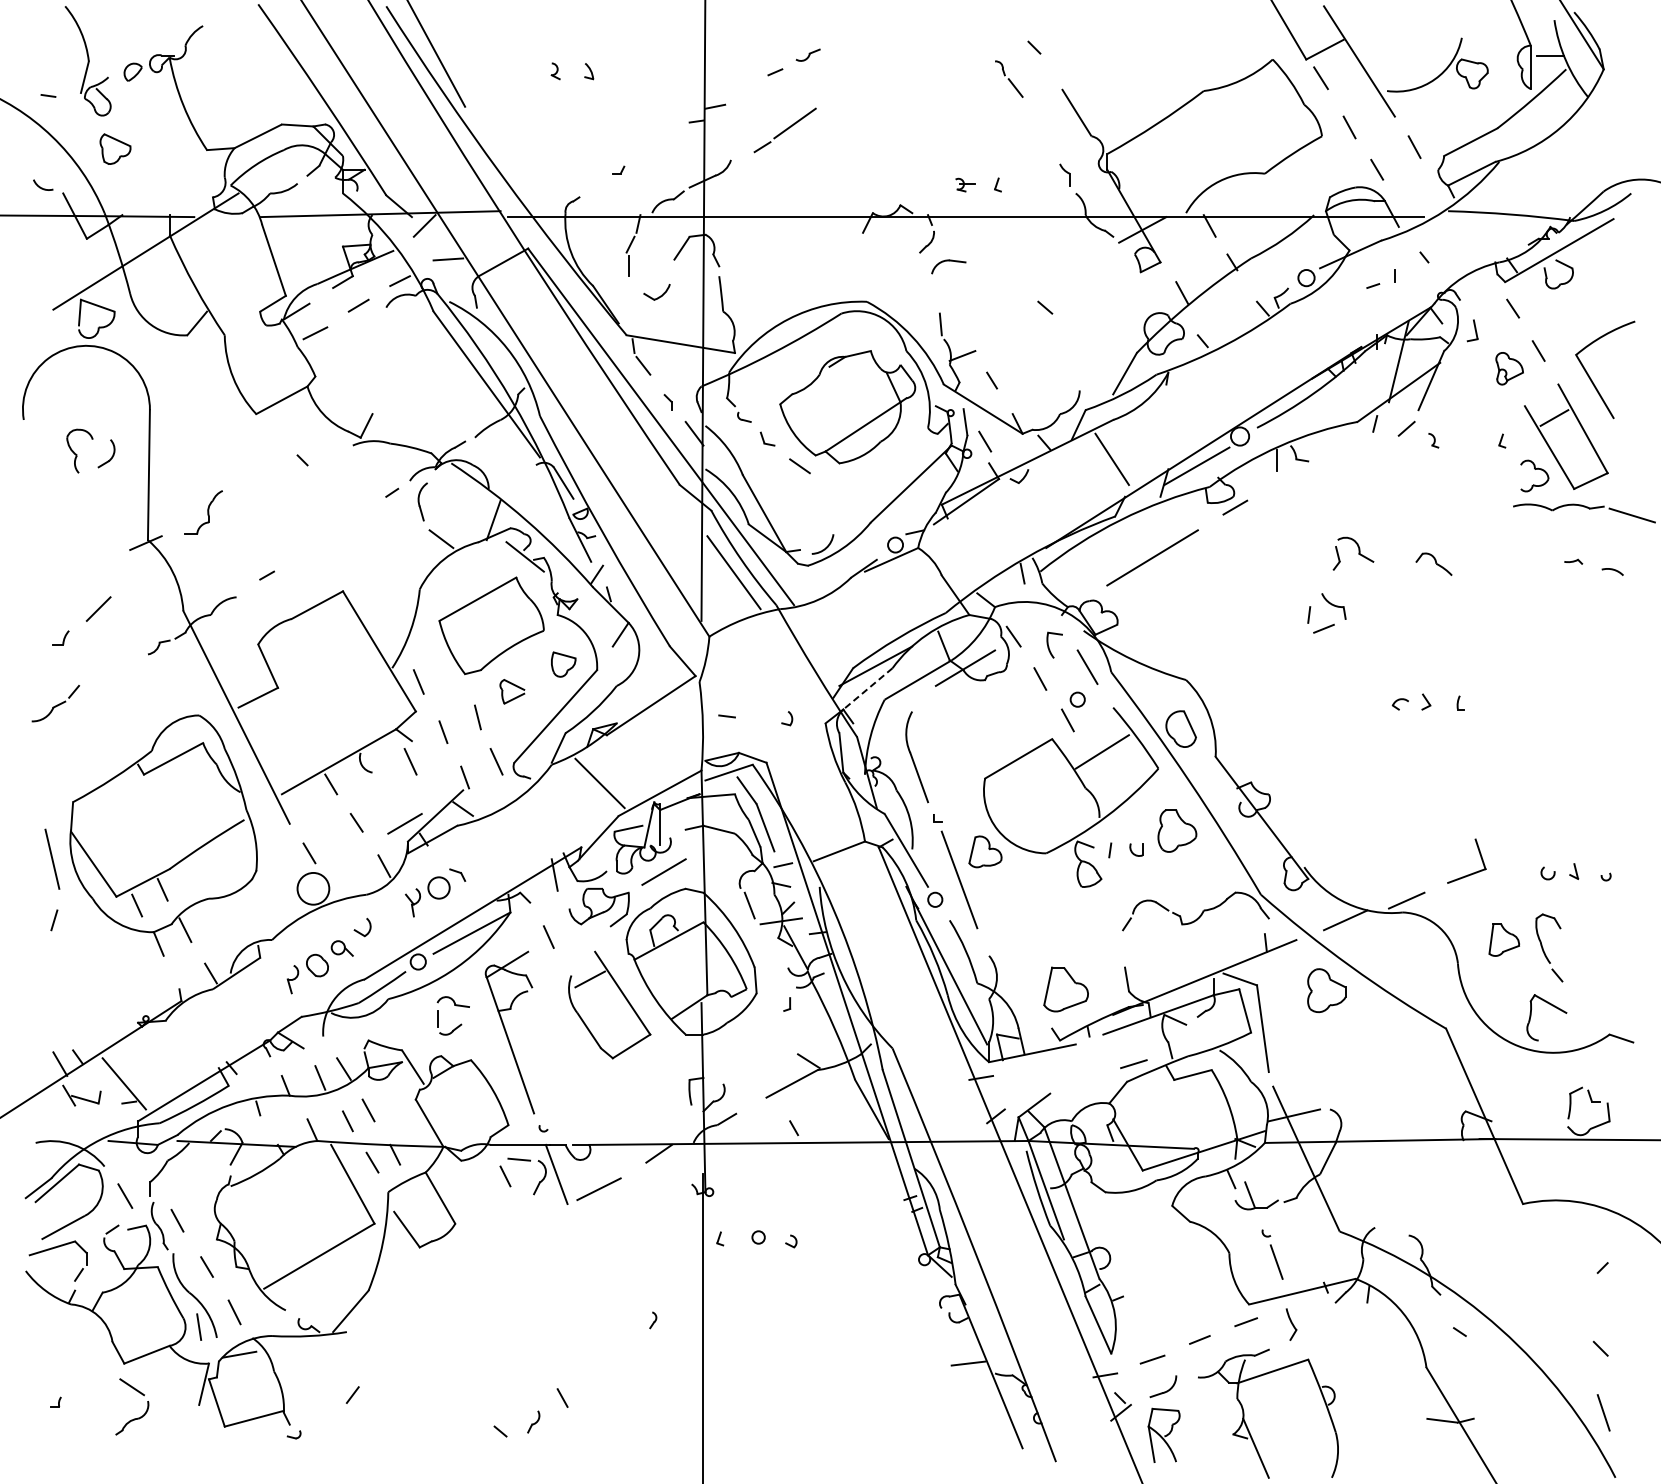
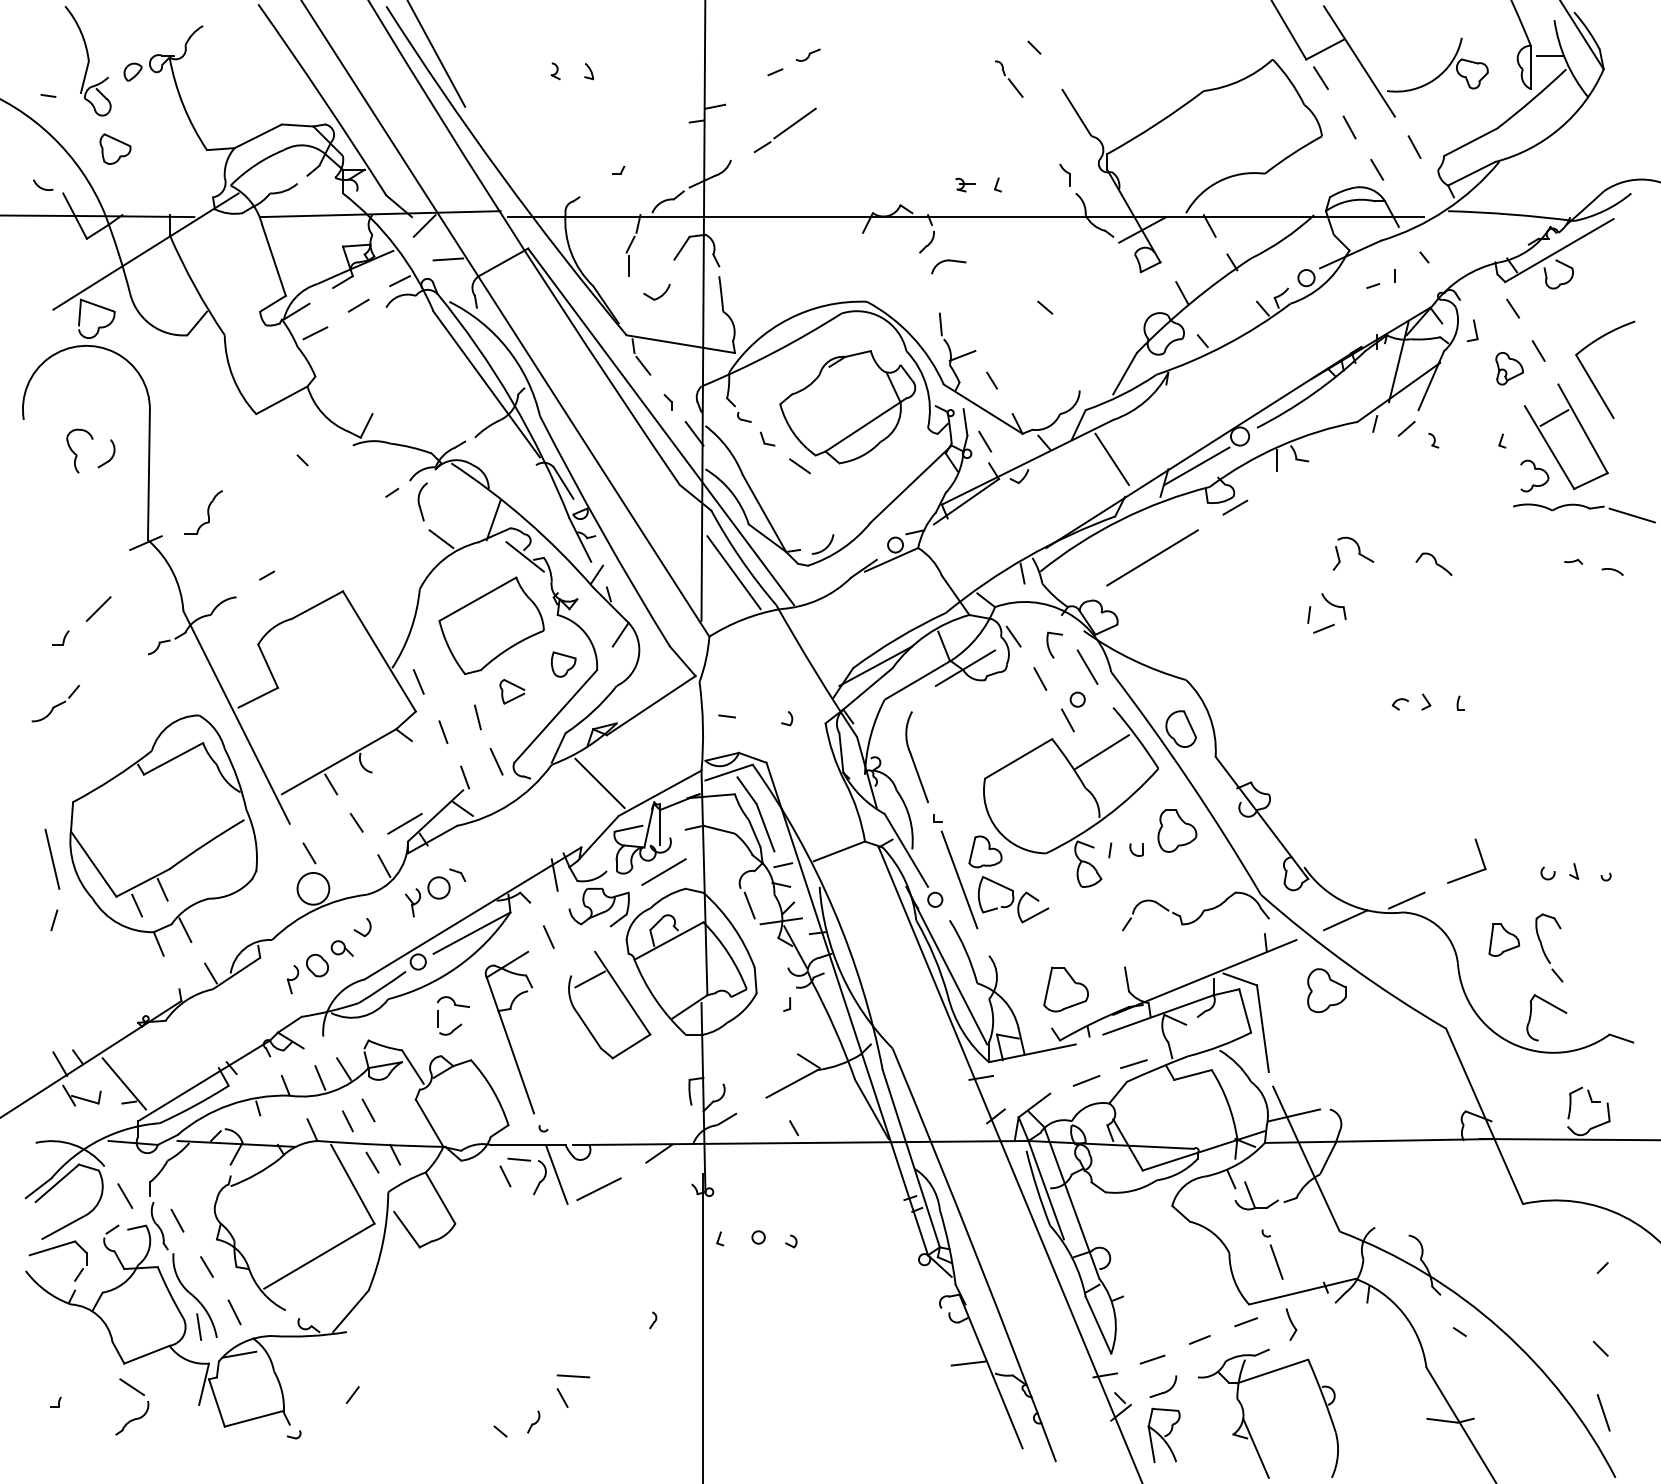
line: dashed -> solid (867, 689)
line: present -> none (410, 761)
part: none -> present (1013, 899)
line: none -> present (1086, 1080)
line: none -> present (573, 1376)
